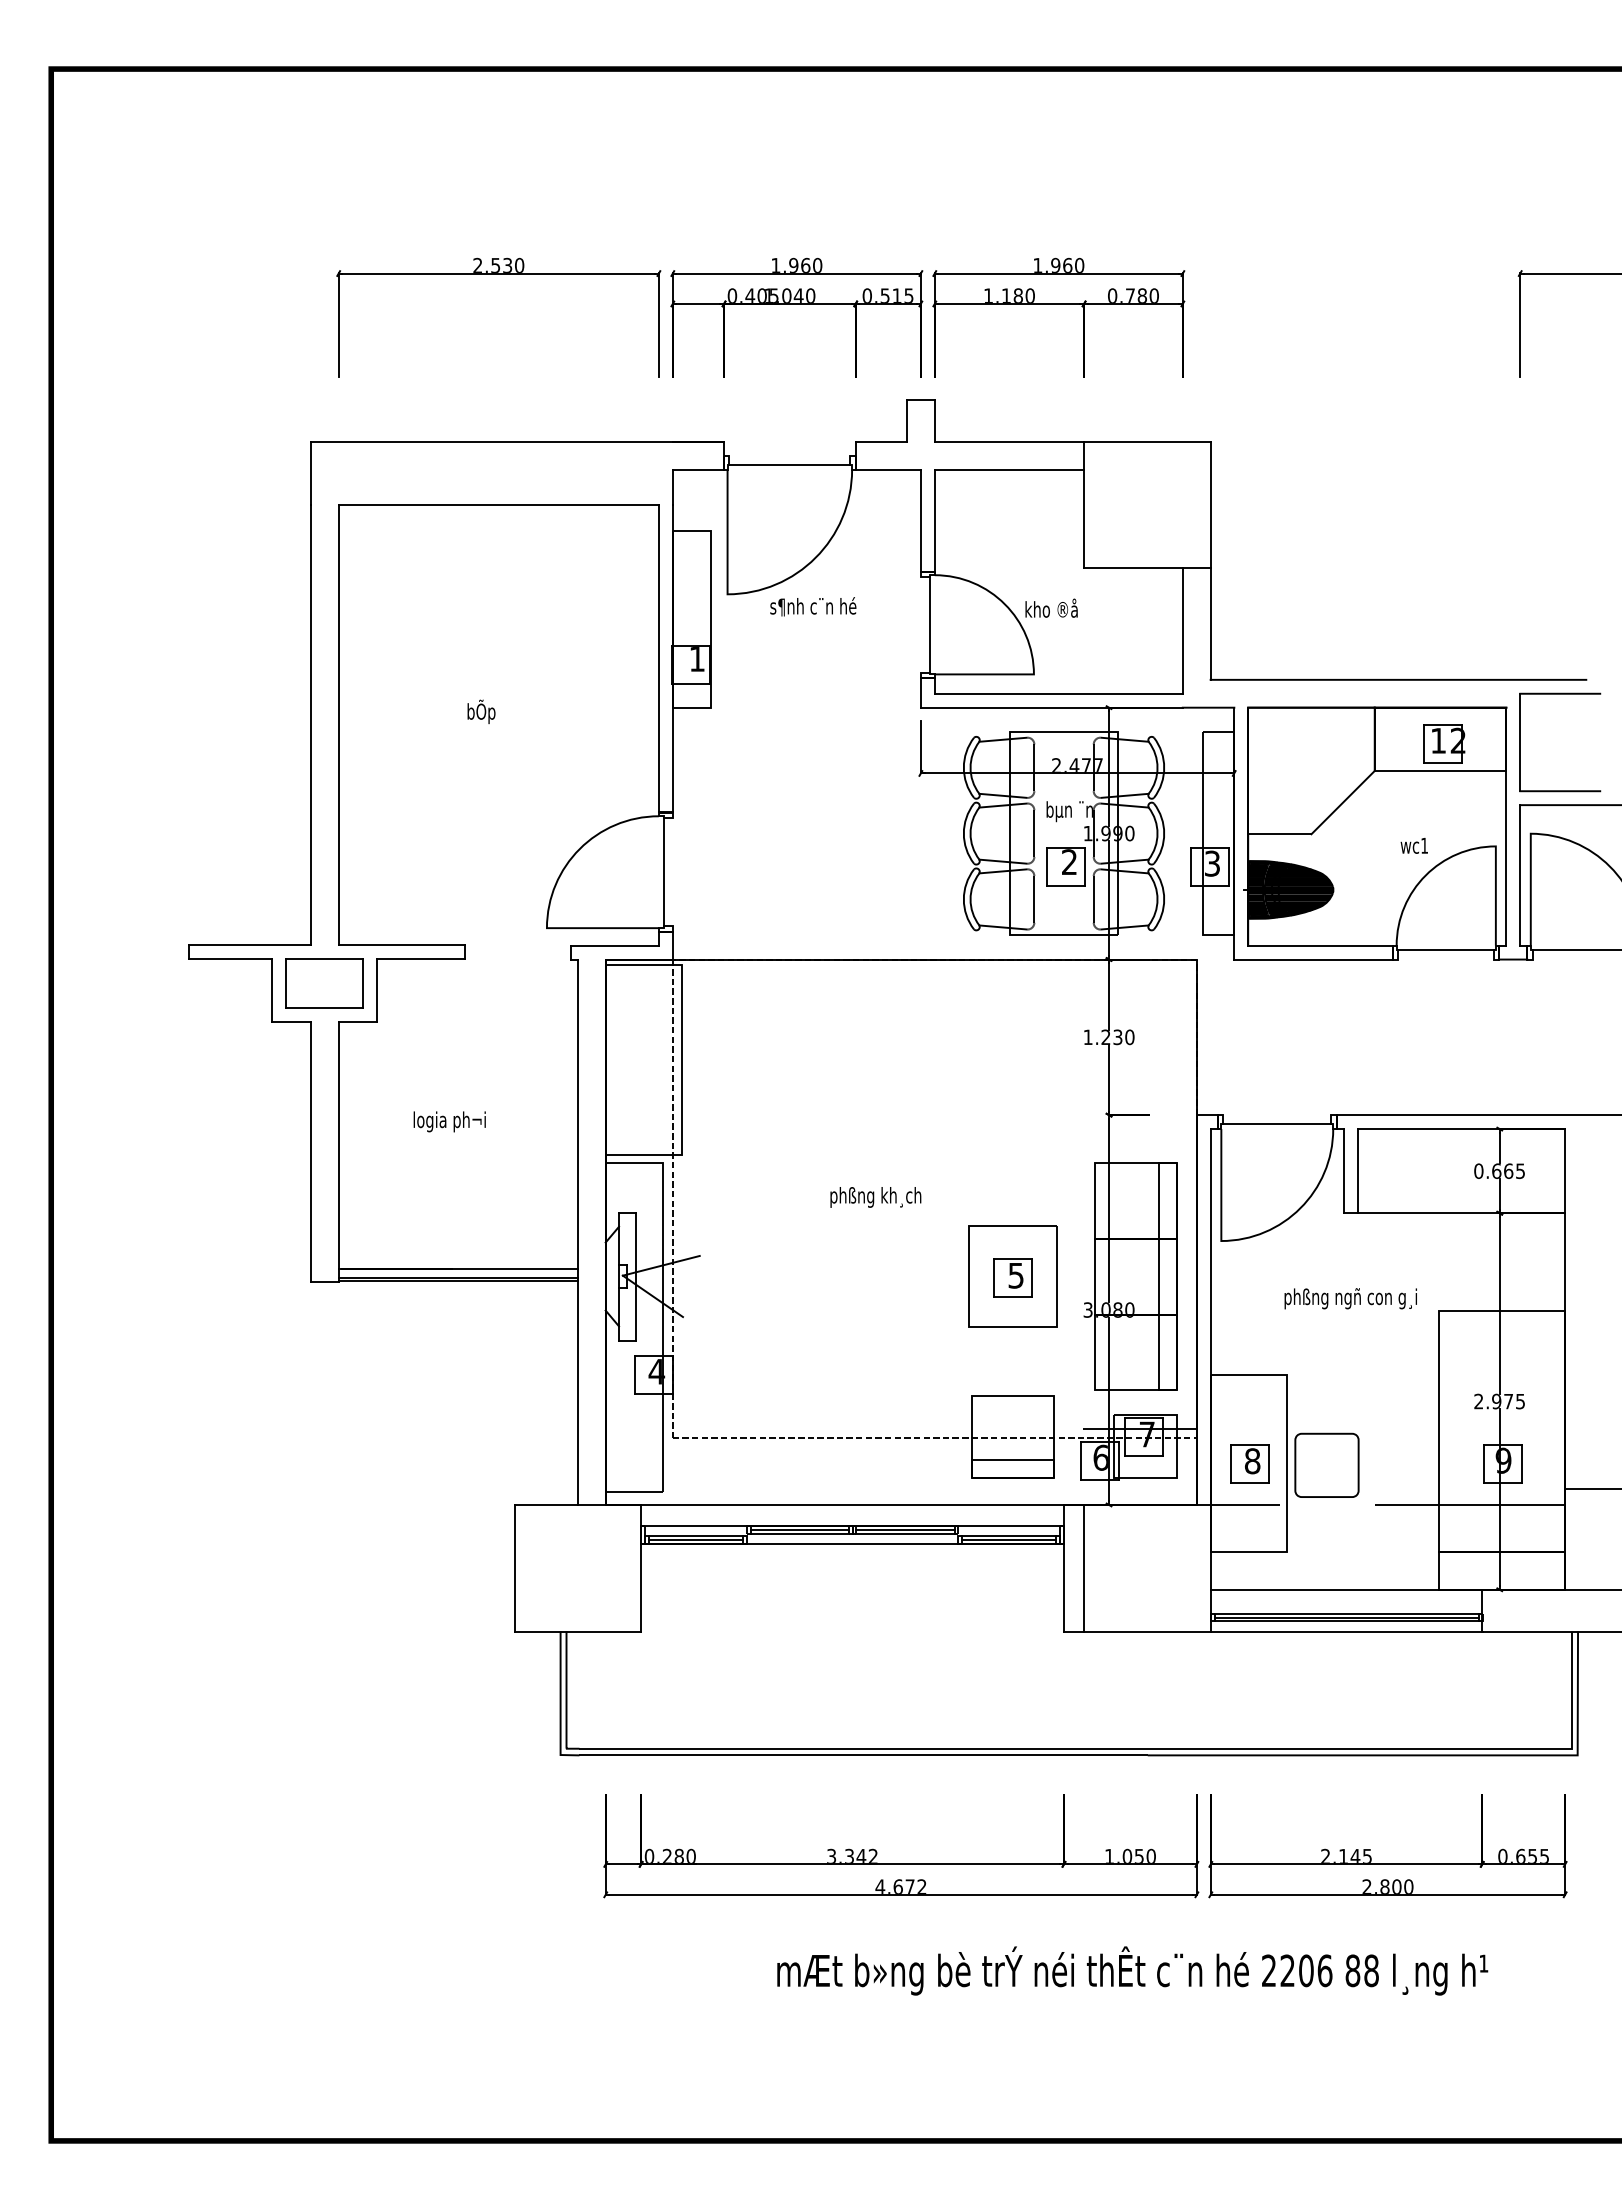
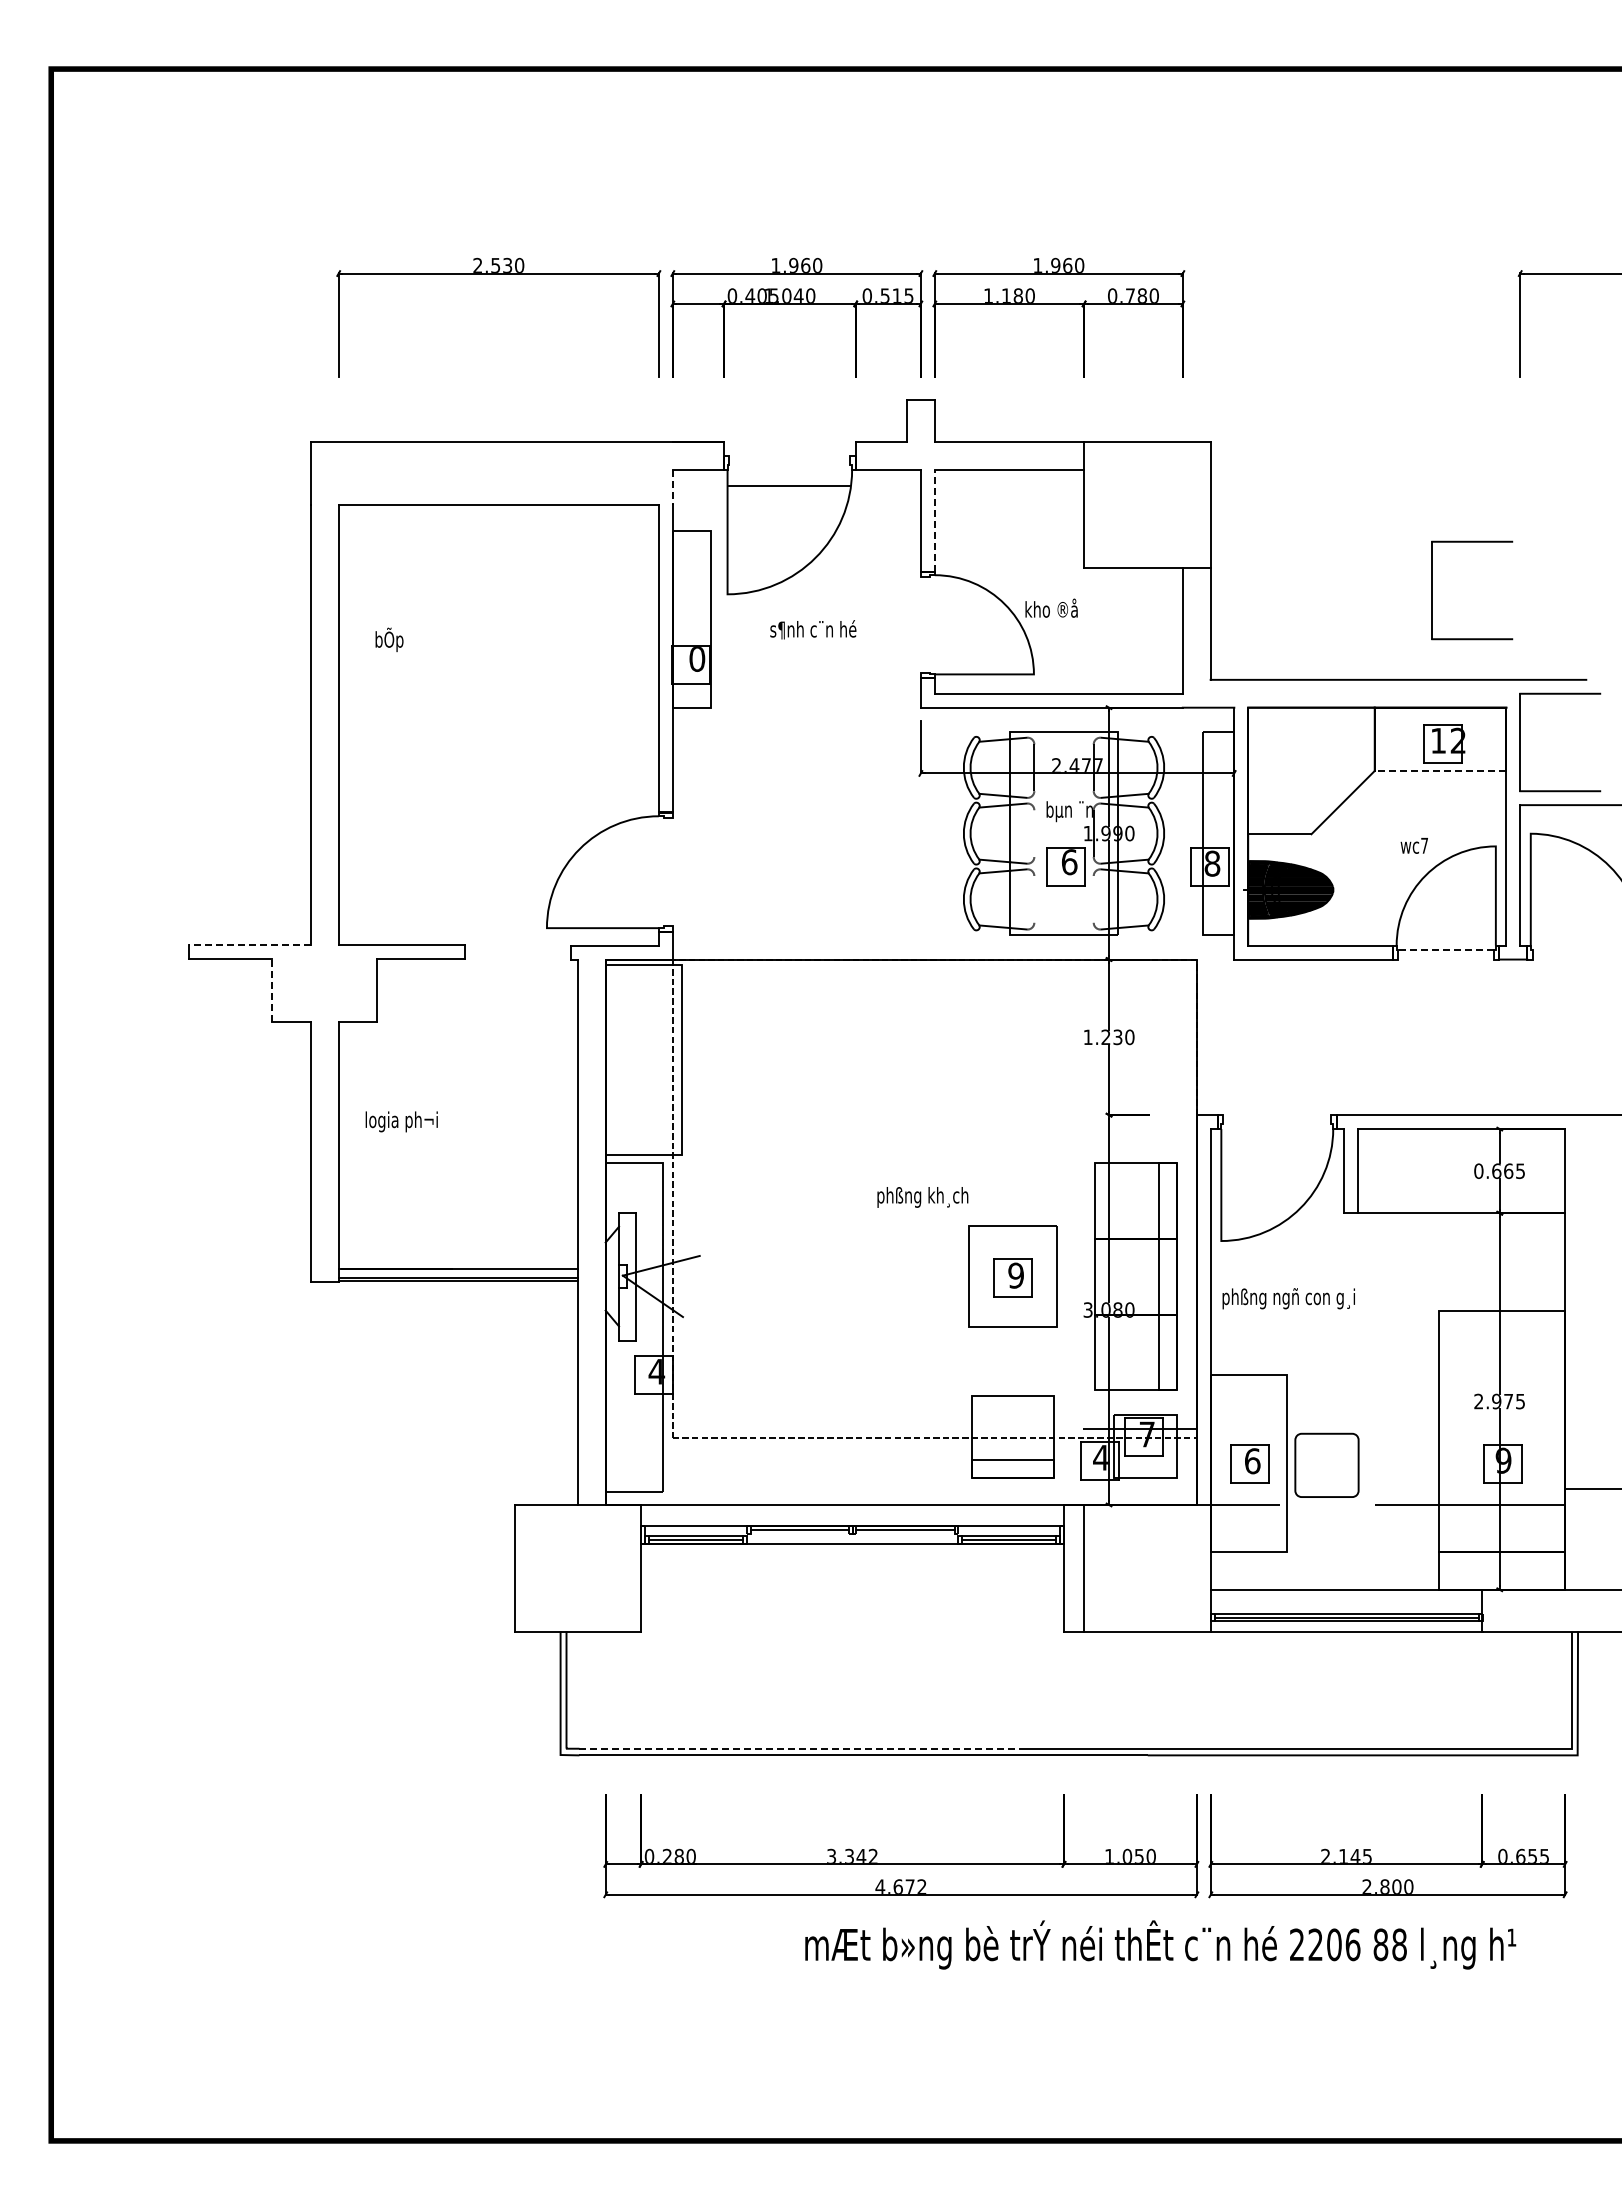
line position: (789, 465) -> (789, 486) (789, 486)
line: solid -> dashed (672, 487)
line: solid -> dashed (934, 520)
part: none -> present (1432, 590)
text position: (813, 606) -> (813, 629) (813, 629)
line: present -> none (930, 624)
text: 1 -> 0 (697, 659)
text position: (481, 711) -> (389, 639) (389, 639)
line: solid -> dashed (1440, 770)
line: present -> none (1034, 833)
text: wc1 -> wc7 (1424, 845)
text: 2 -> 6 (1069, 862)
text: 3 -> 8 (1212, 863)
line: present -> none (663, 872)
line: present -> none (1034, 899)
line: present -> none (1093, 899)
line: solid -> dashed (250, 944)
line: solid -> dashed (1446, 950)
line: present -> none (1575, 950)
part: present -> none (324, 983)
line: solid -> dashed (272, 990)
text position: (449, 1121) -> (401, 1121) (401, 1121)
line: present -> none (1277, 1124)
text position: (875, 1197) -> (922, 1197) (922, 1197)
text: 5 -> 9 (1015, 1275)
text position: (1350, 1298) -> (1288, 1298) (1288, 1298)
text: 6 -> 4 (1100, 1457)
text: 8 -> 6 (1252, 1461)
line: present -> none (799, 1533)
line: present -> none (905, 1533)
line: solid -> dashed (800, 1748)
text position: (1132, 1970) -> (1160, 1944) (1160, 1944)
